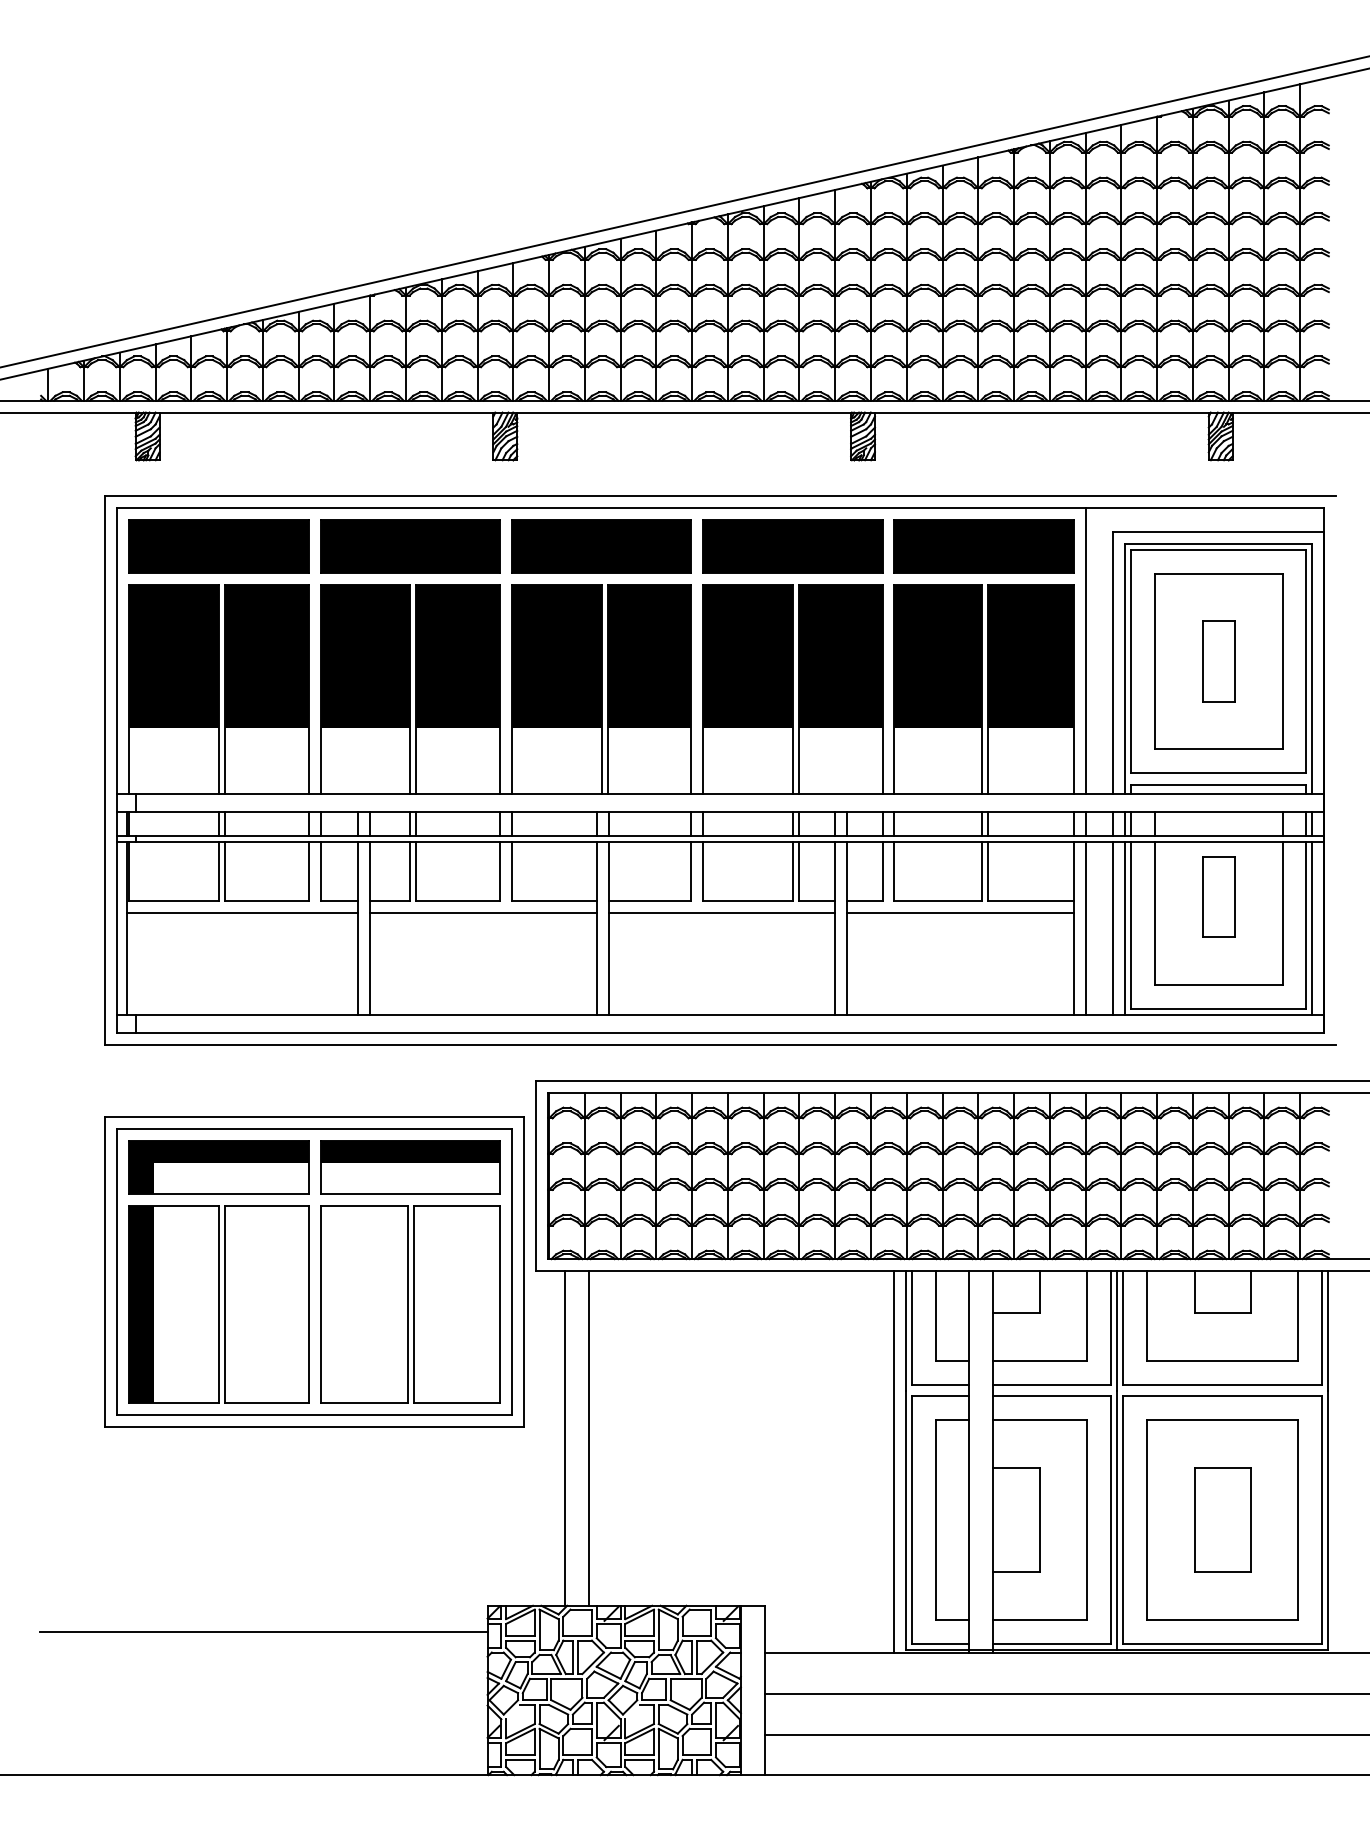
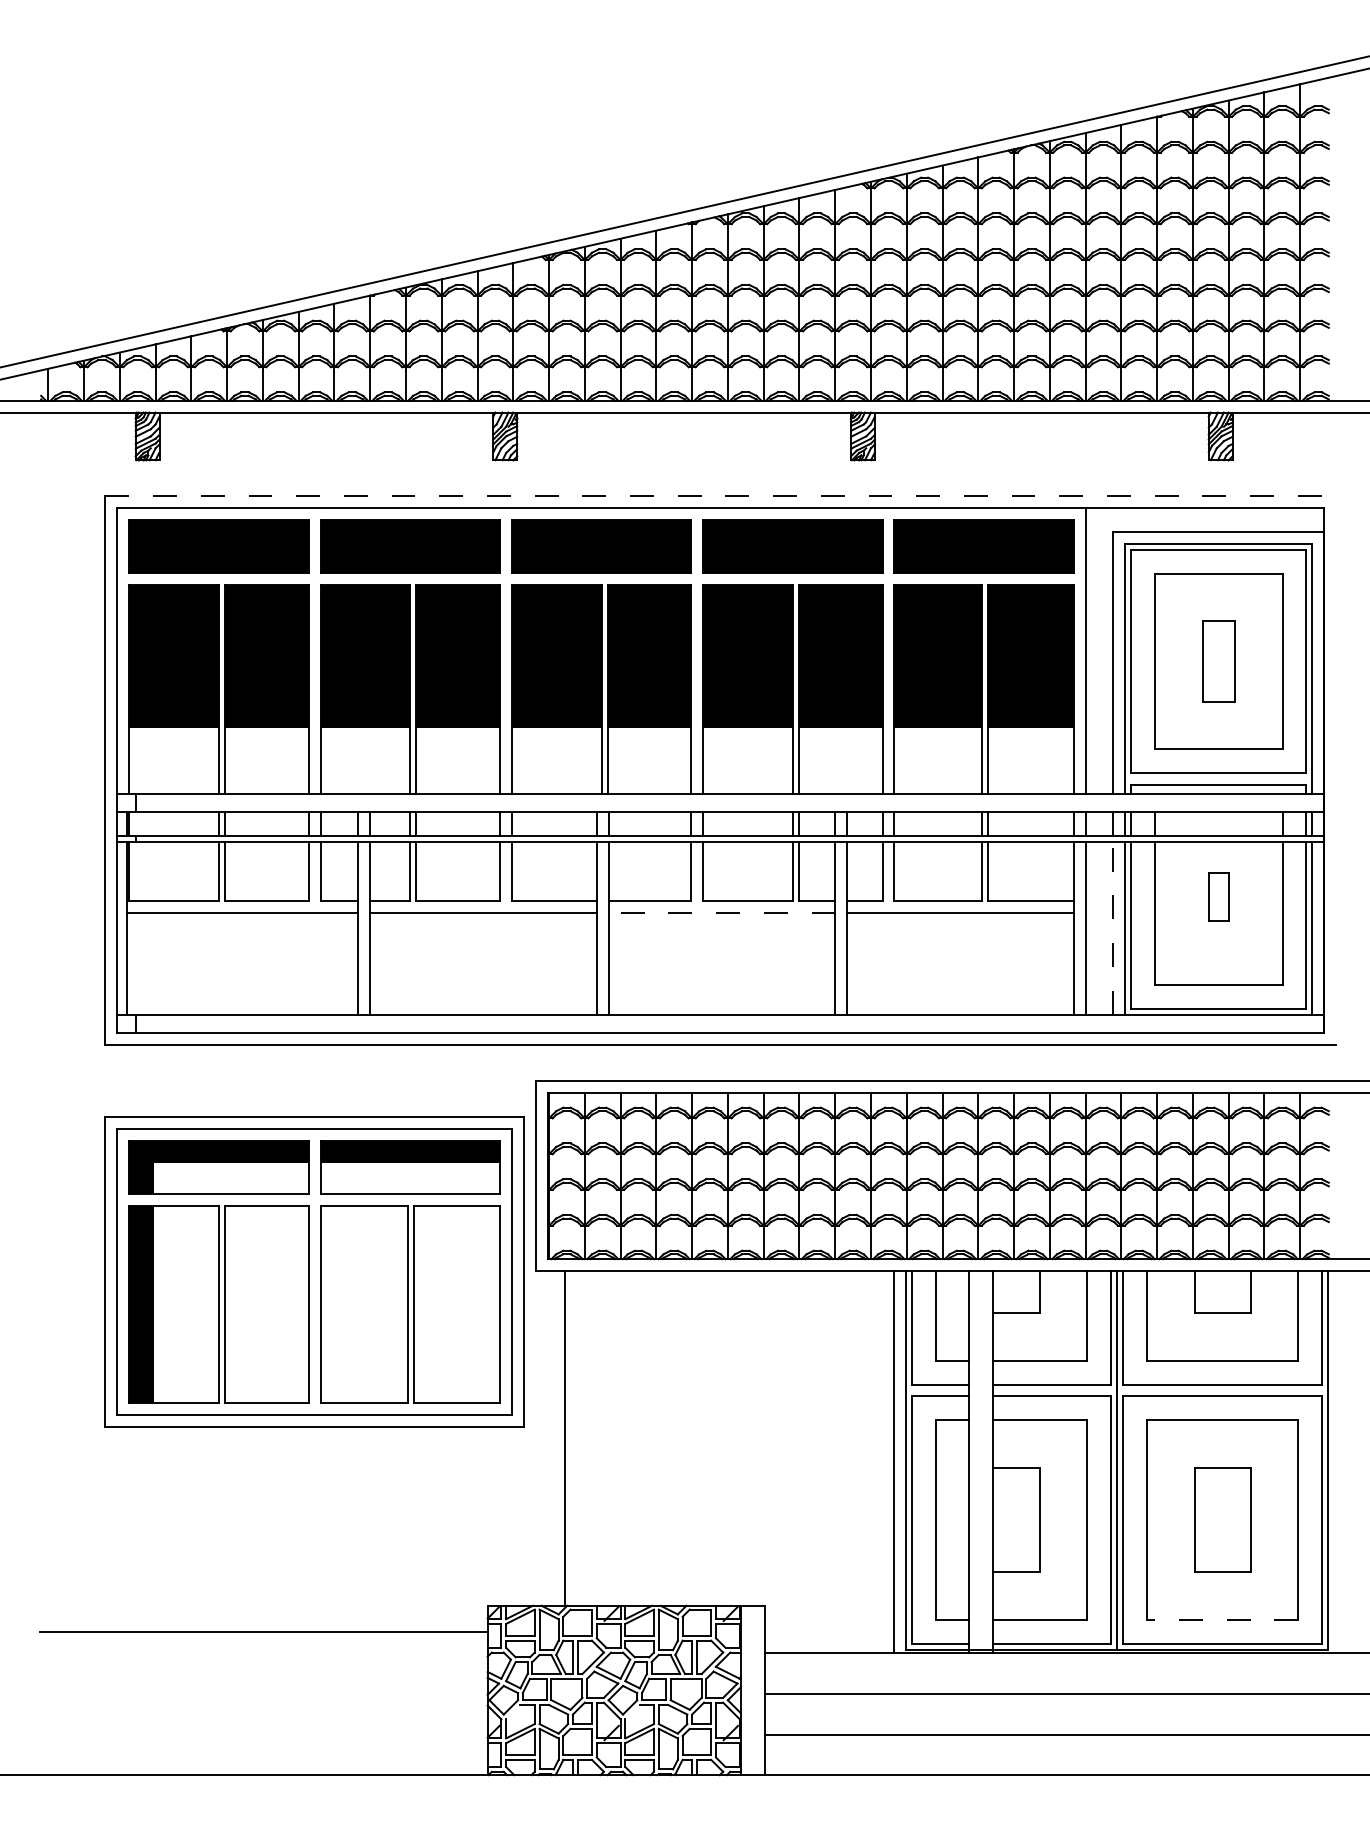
line: solid -> dashed (721, 496)
part size: 34x82 px -> 22x50 px (1218, 896)
line: solid -> dashed (721, 913)
line: solid -> dashed (1113, 927)
line: present -> none (588, 1438)
line: solid -> dashed (1222, 1620)
